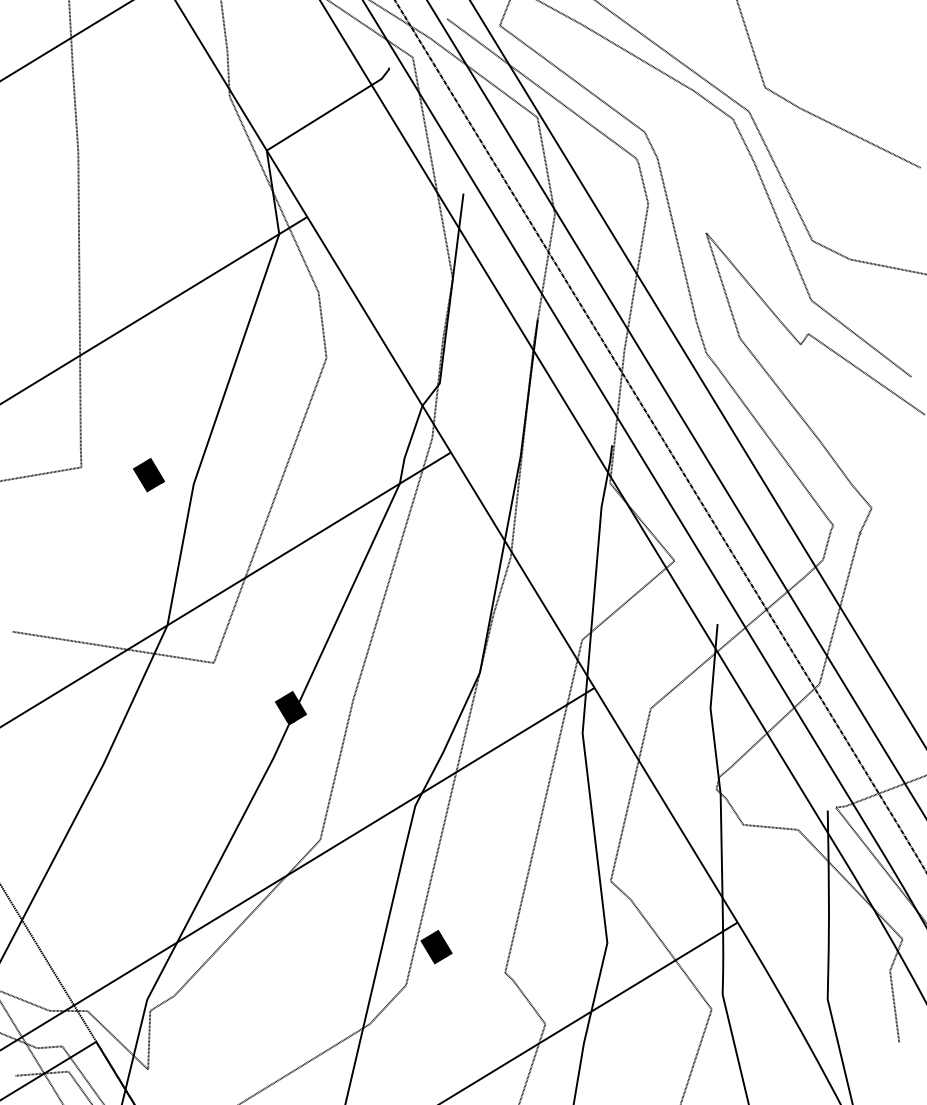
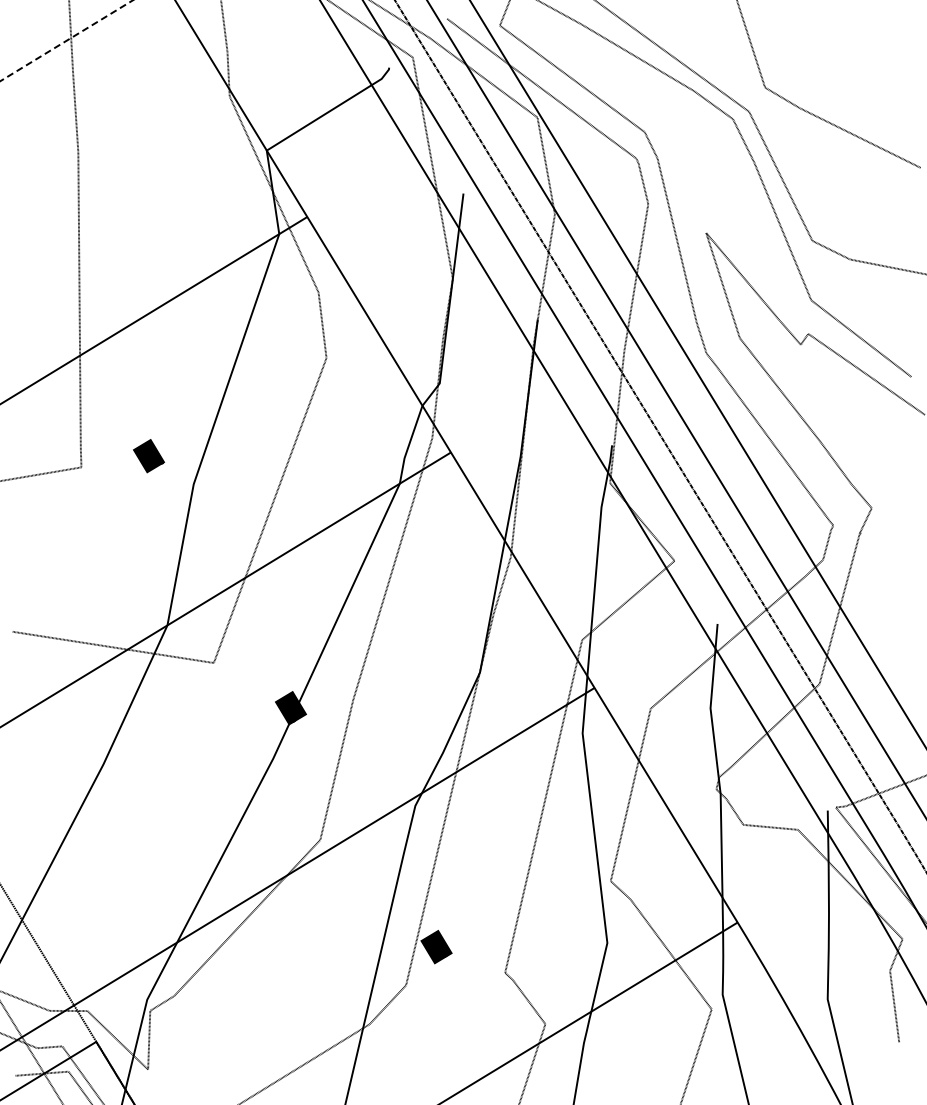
line: solid -> dashed (66, 41)
text position: (148, 475) -> (148, 456) (148, 456)
